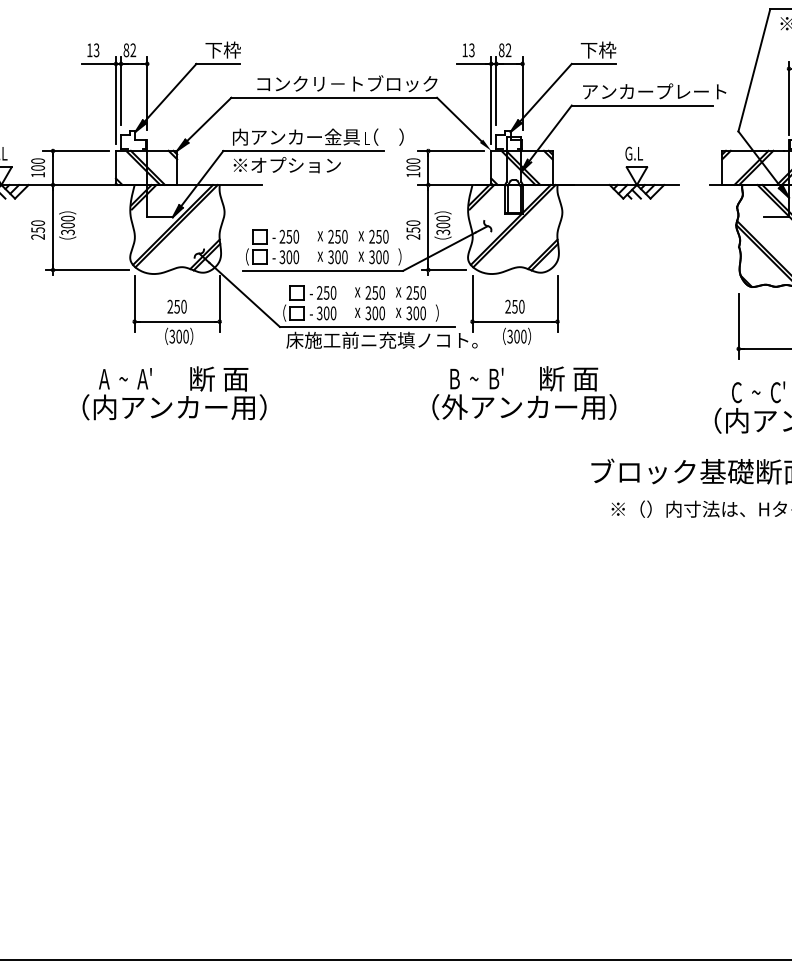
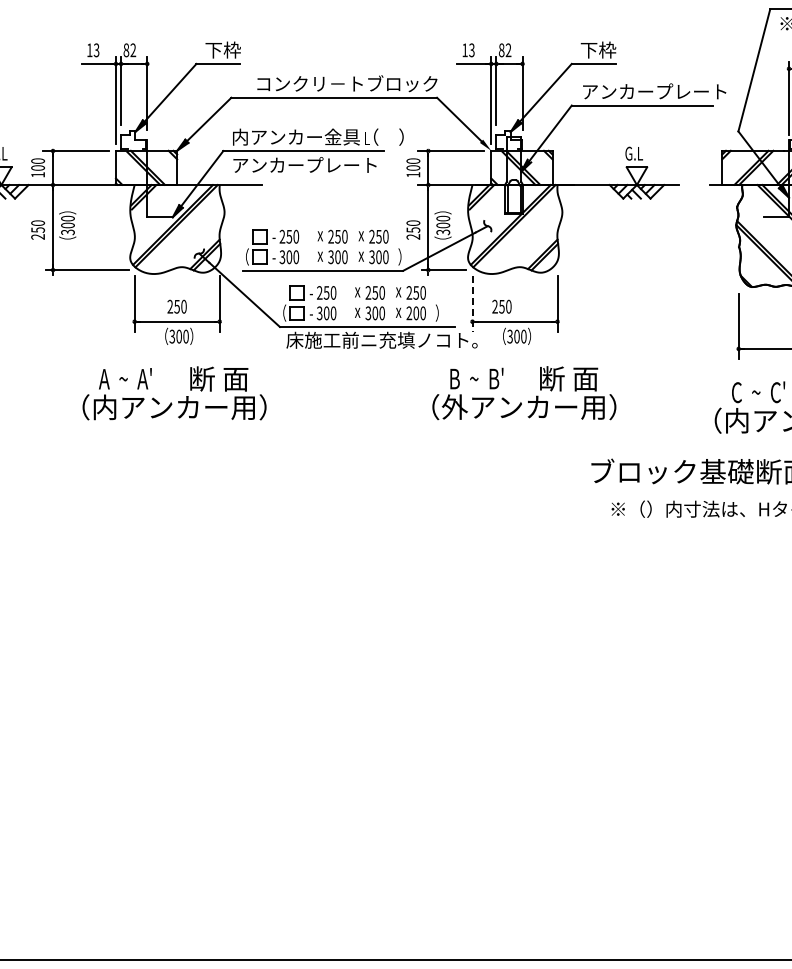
text: ※オプション -> アンカープレート (304, 165)
line: solid -> dashed (472, 303)
text position: (514, 306) -> (501, 306) (501, 306)
text: 300 -> 200 (409, 313)
